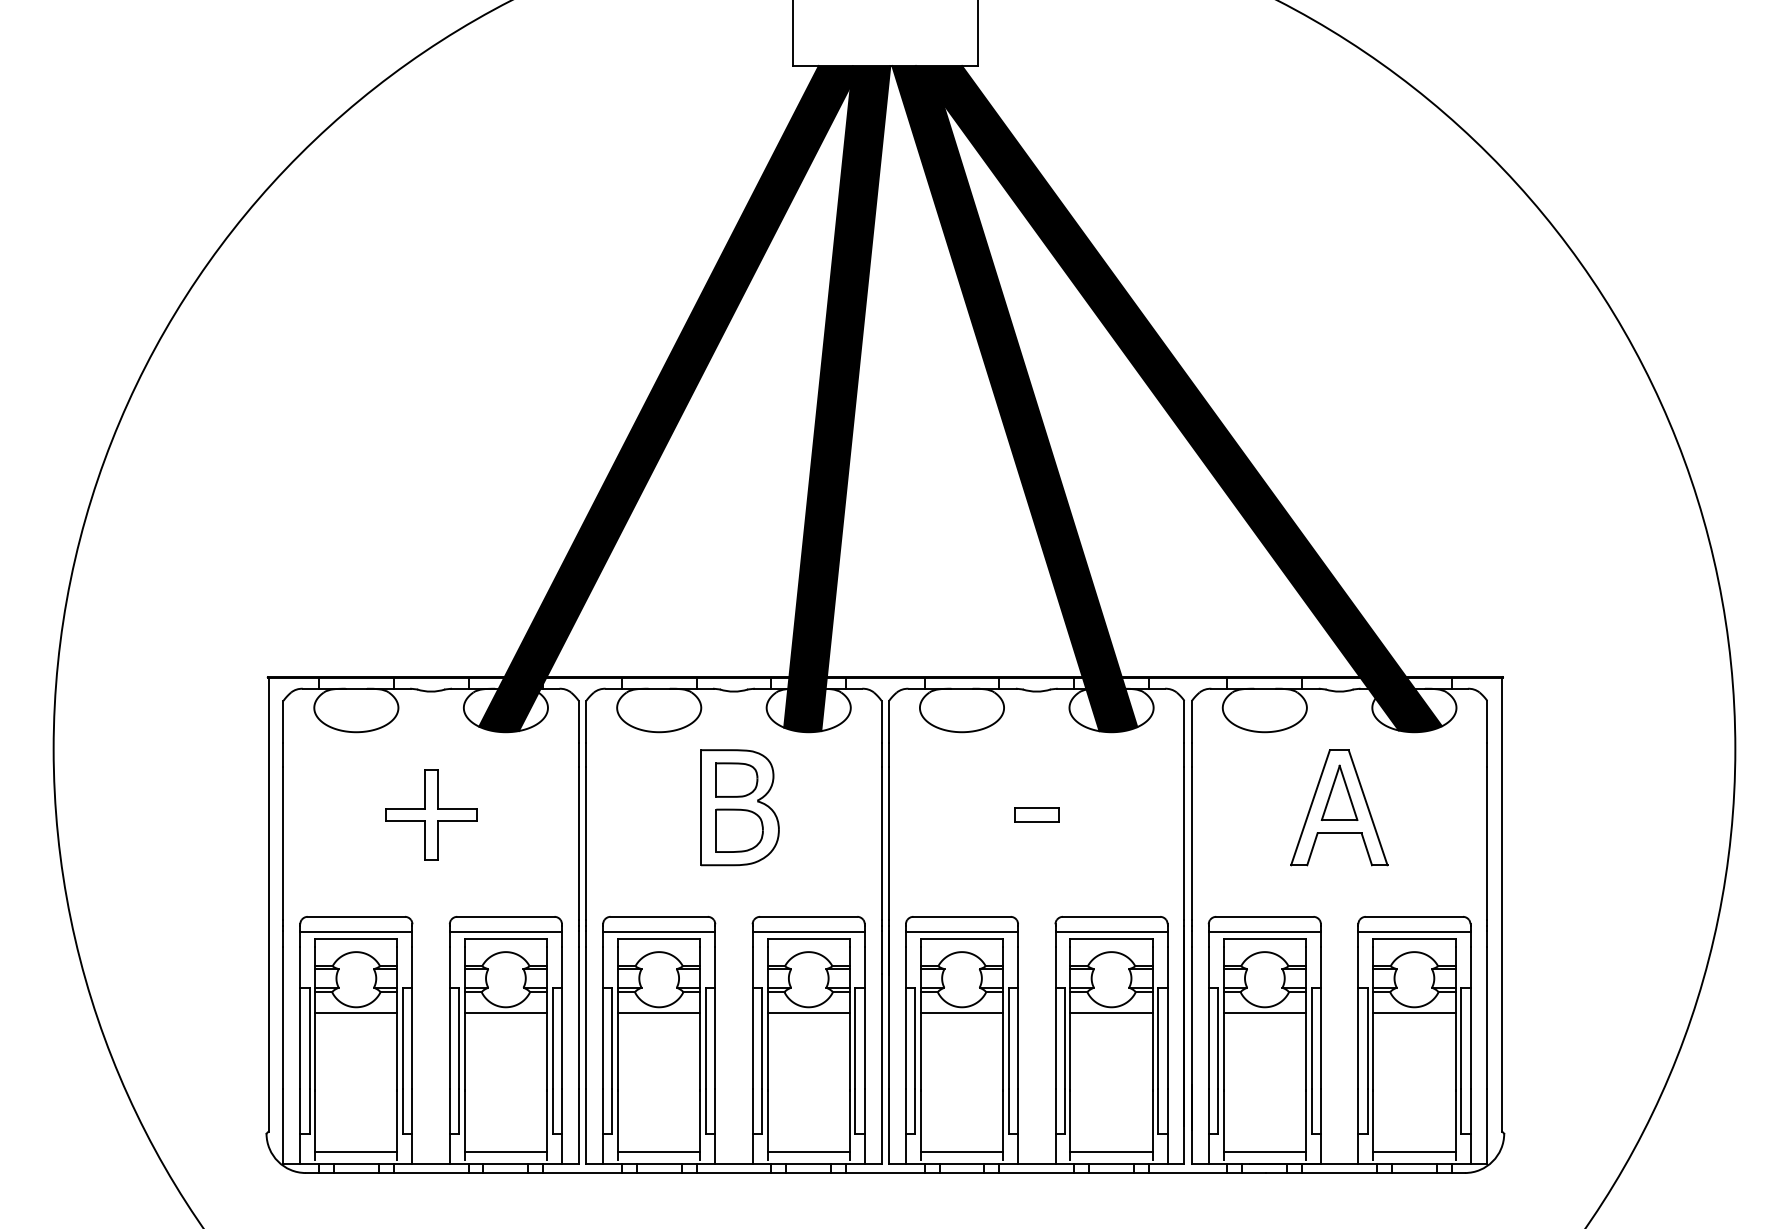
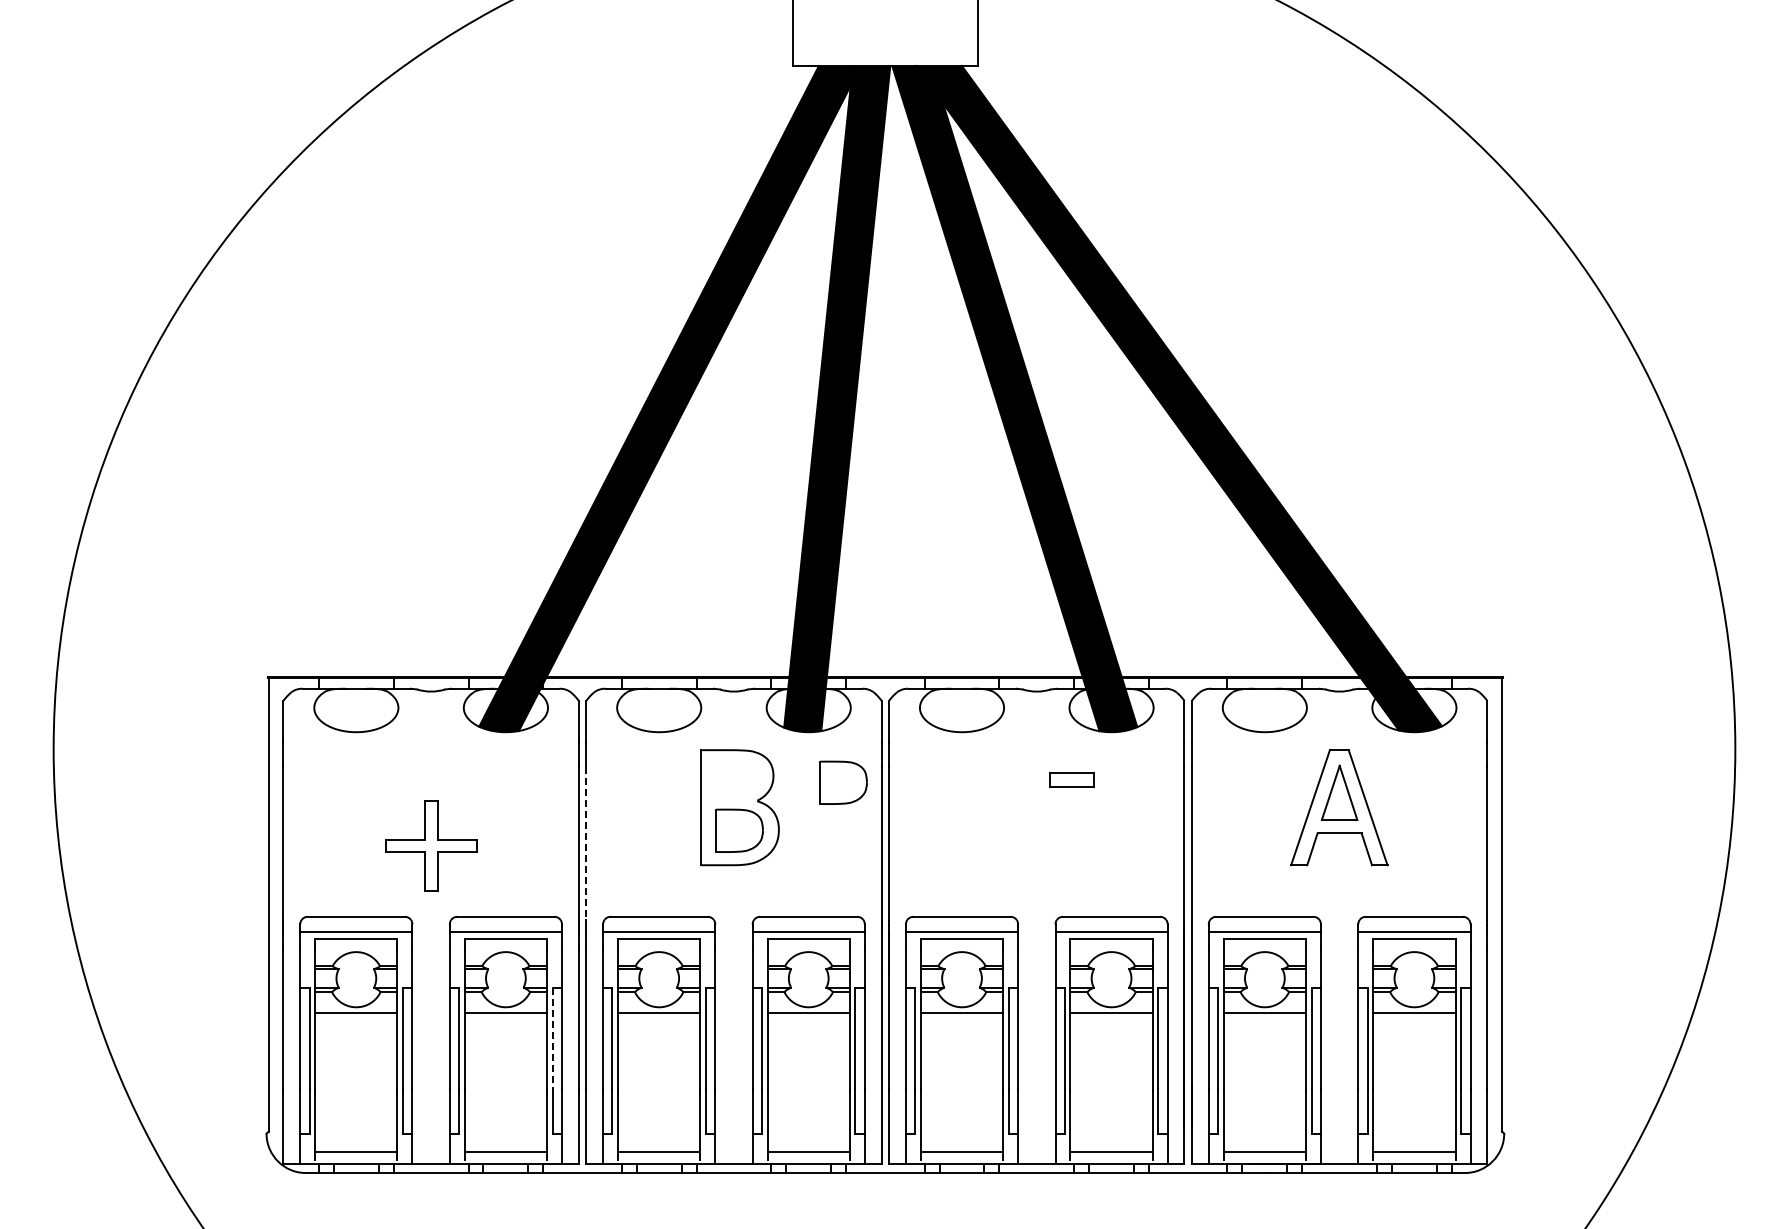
part: present -> none (736, 779)
part: none -> present (843, 782)
part position: (431, 814) -> (431, 845) (431, 845)
part position: (1036, 814) -> (1071, 779) (1071, 779)
line: solid -> dashed (586, 844)
line: solid -> dashed (552, 1038)
